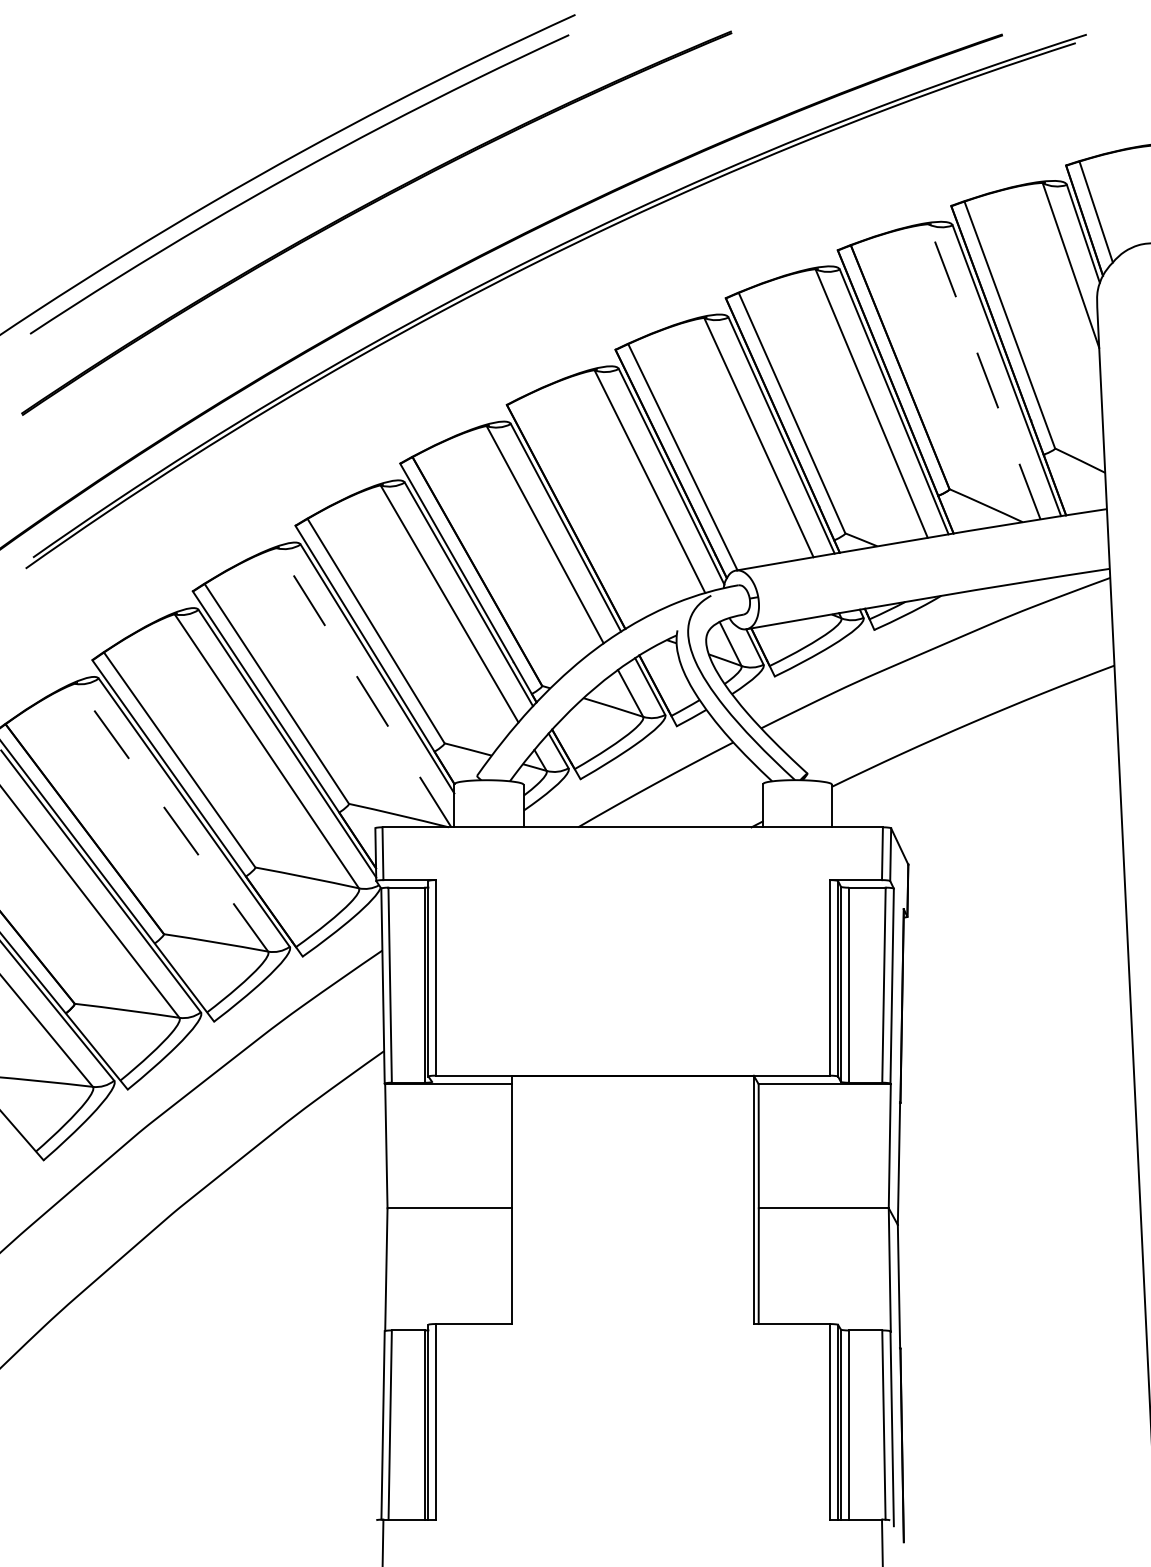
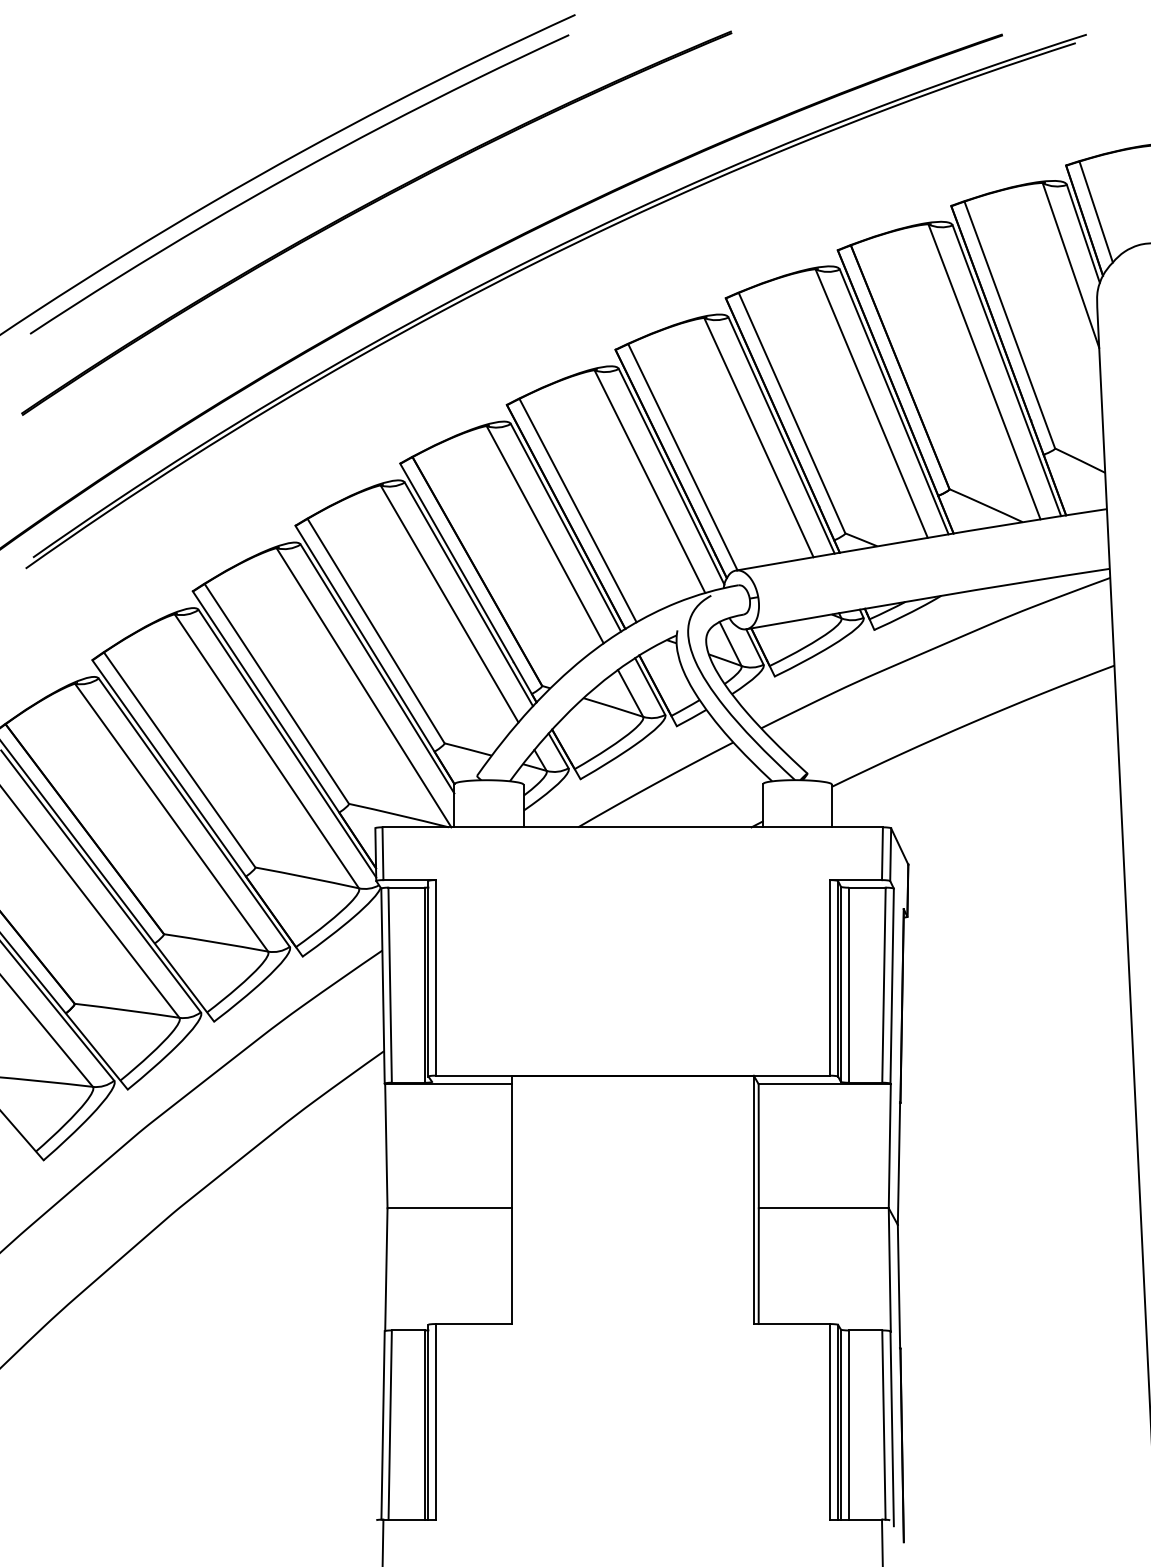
line: dashed -> solid (984, 371)
line: none -> present (577, 510)
line: dashed -> solid (364, 687)
line: dashed -> solid (171, 817)
